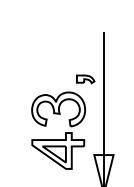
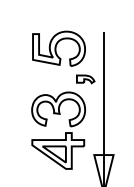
part: none -> present (58, 48)
